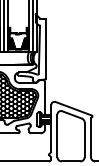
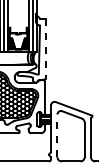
line: solid -> dashed (45, 49)
line: solid -> dashed (57, 135)
